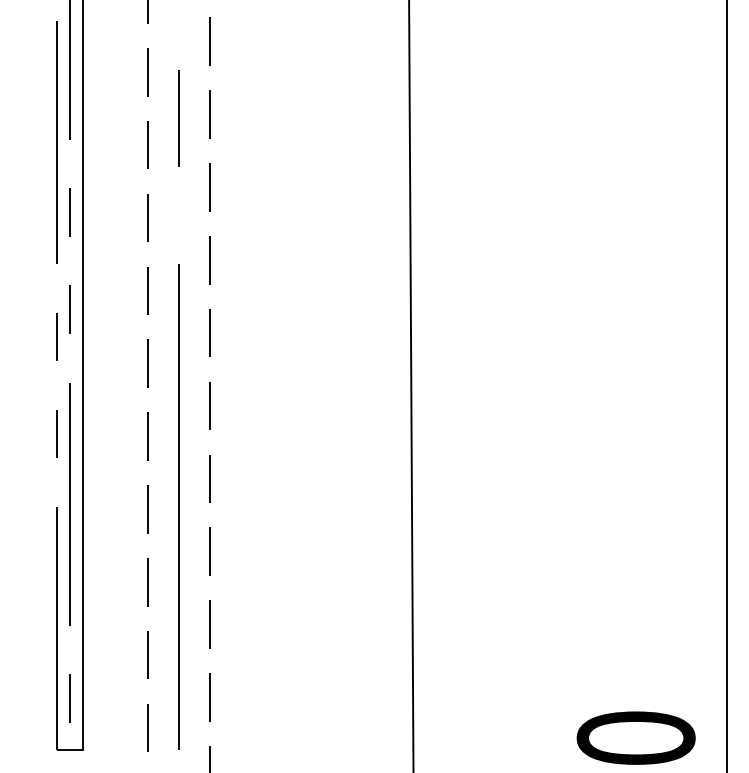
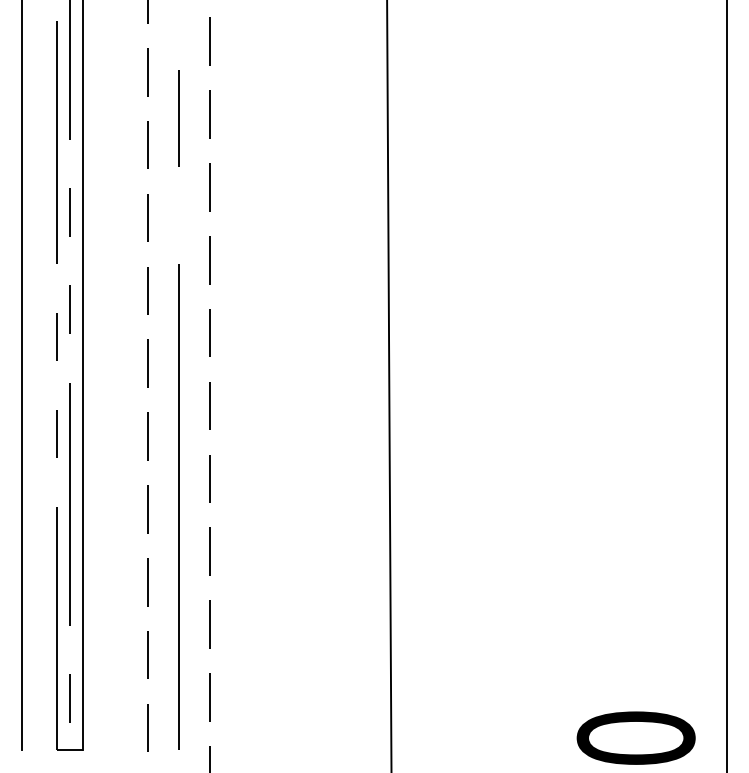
line: none -> present (22, 375)
line position: (411, 385) -> (389, 385) (389, 385)
